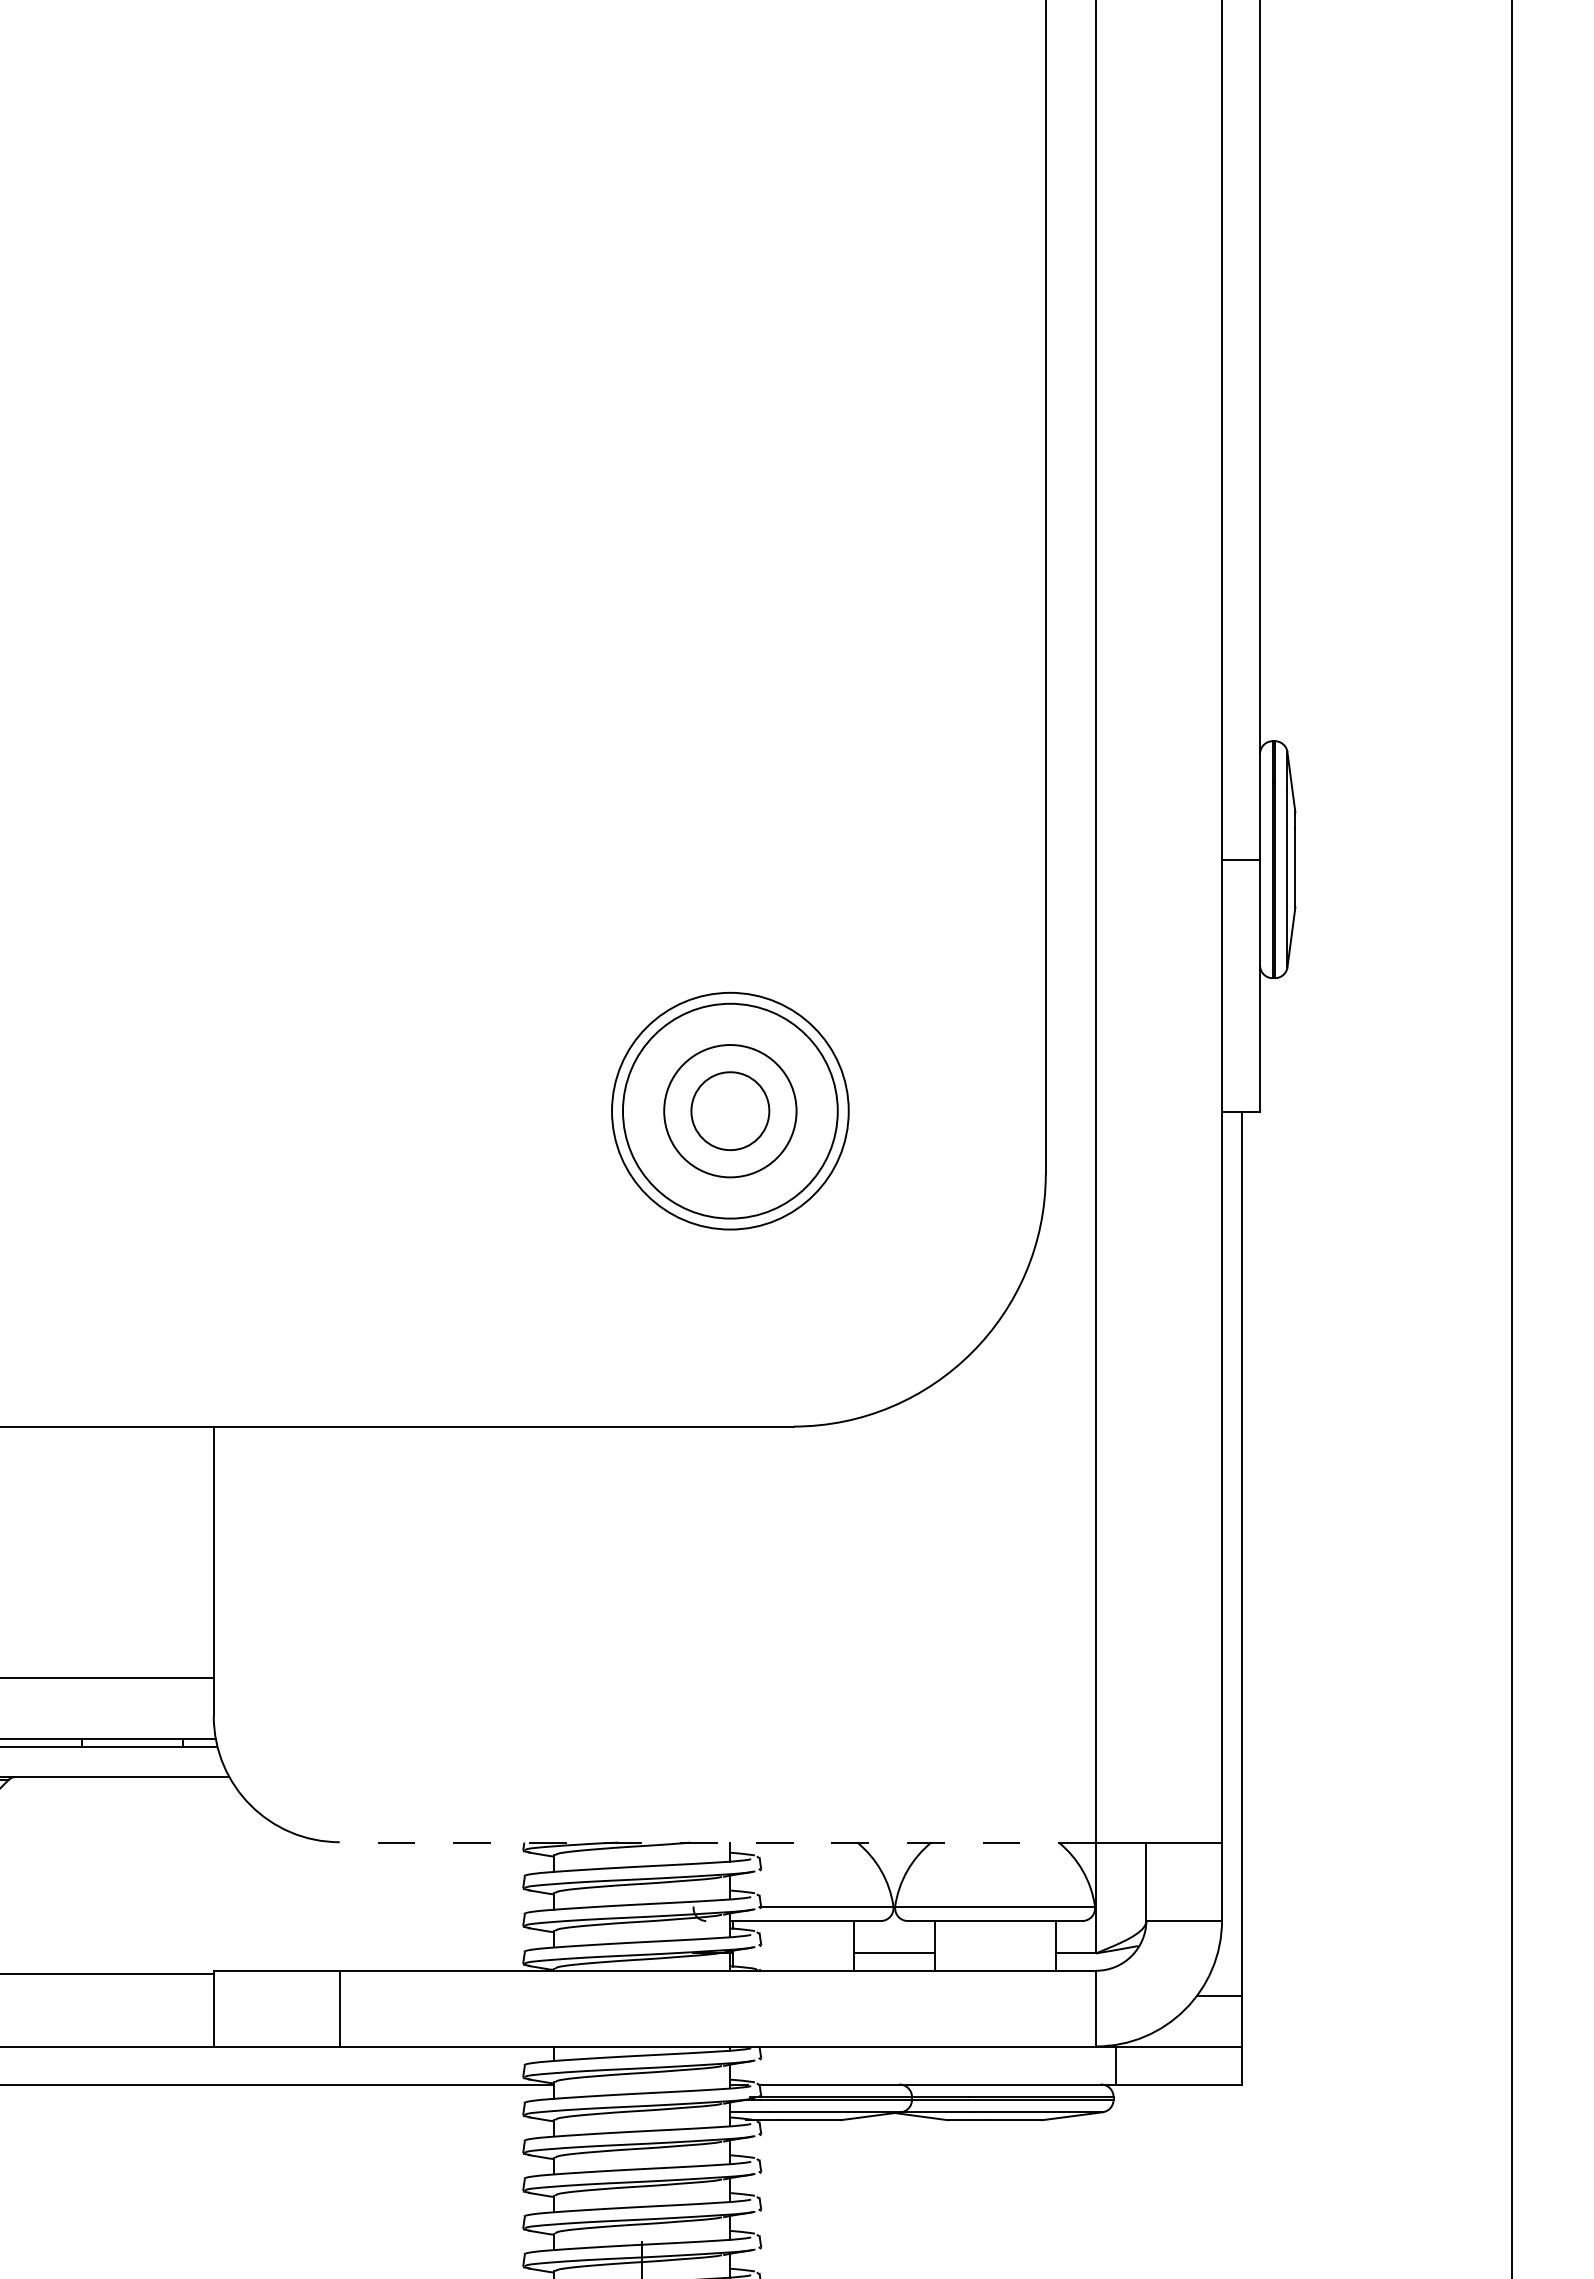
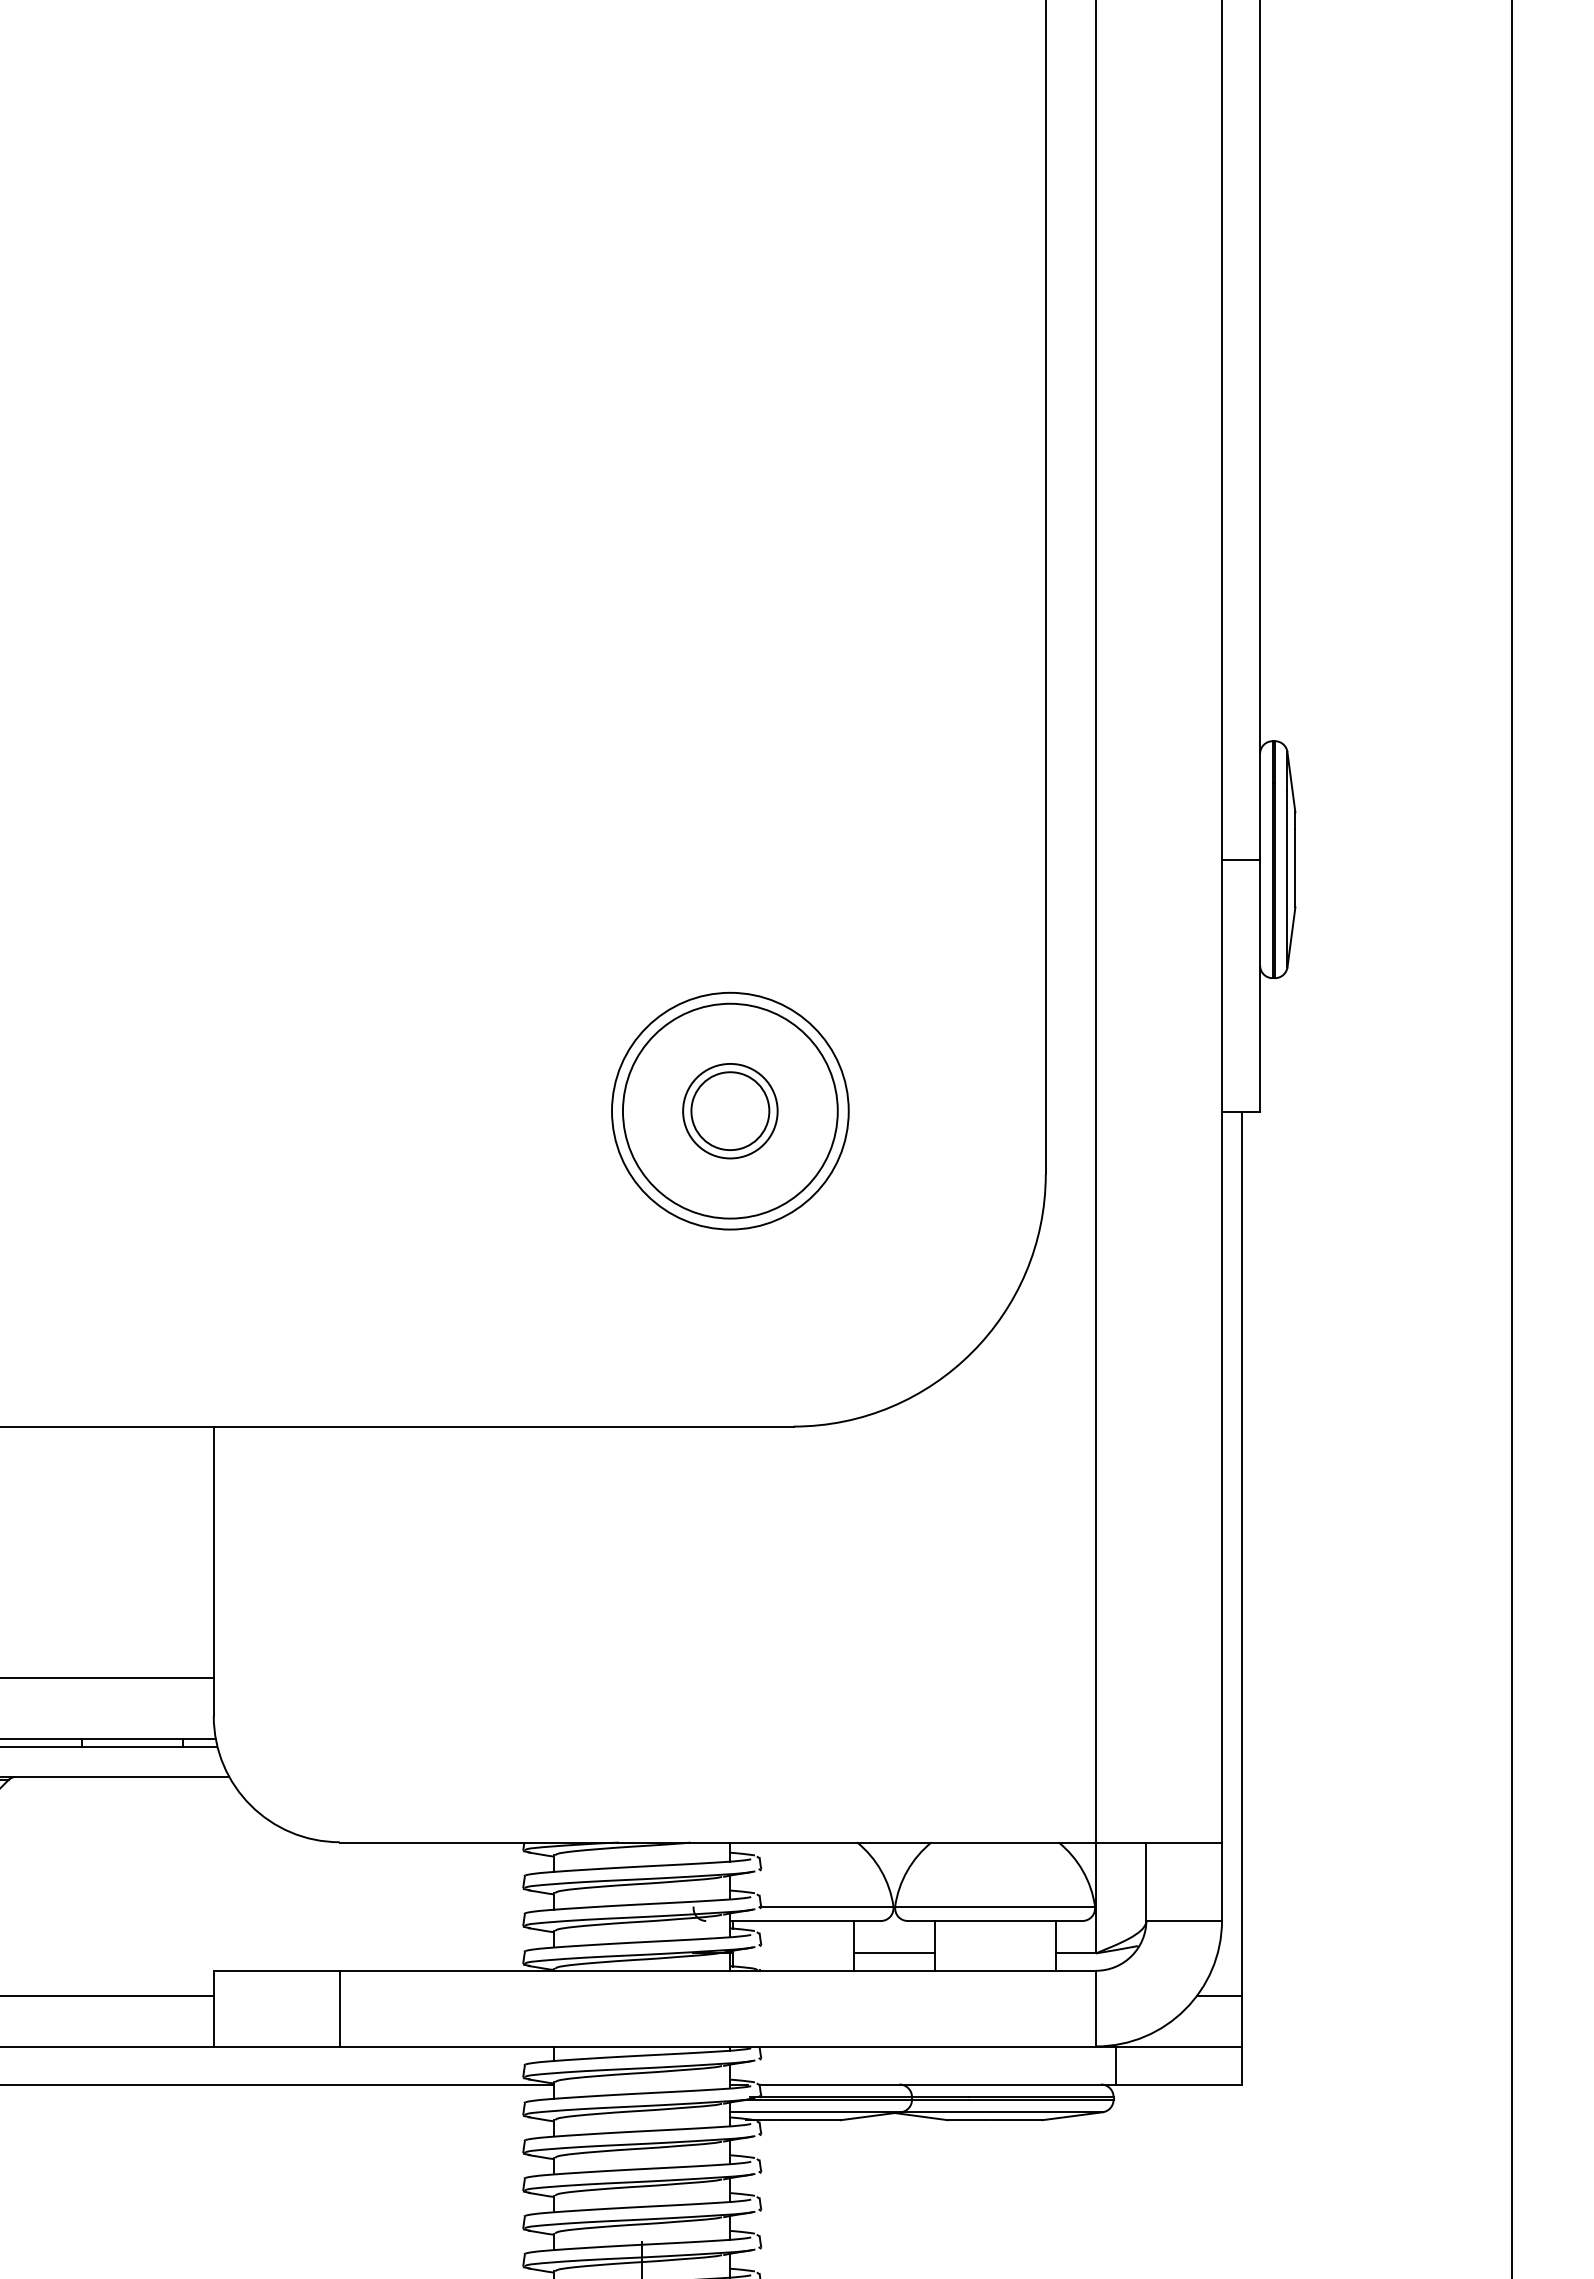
circle diameter: 132 px -> 95 px (730, 1110)
line: dashed -> solid (717, 1842)
line position: (107, 1974) -> (107, 1996) (107, 1996)
